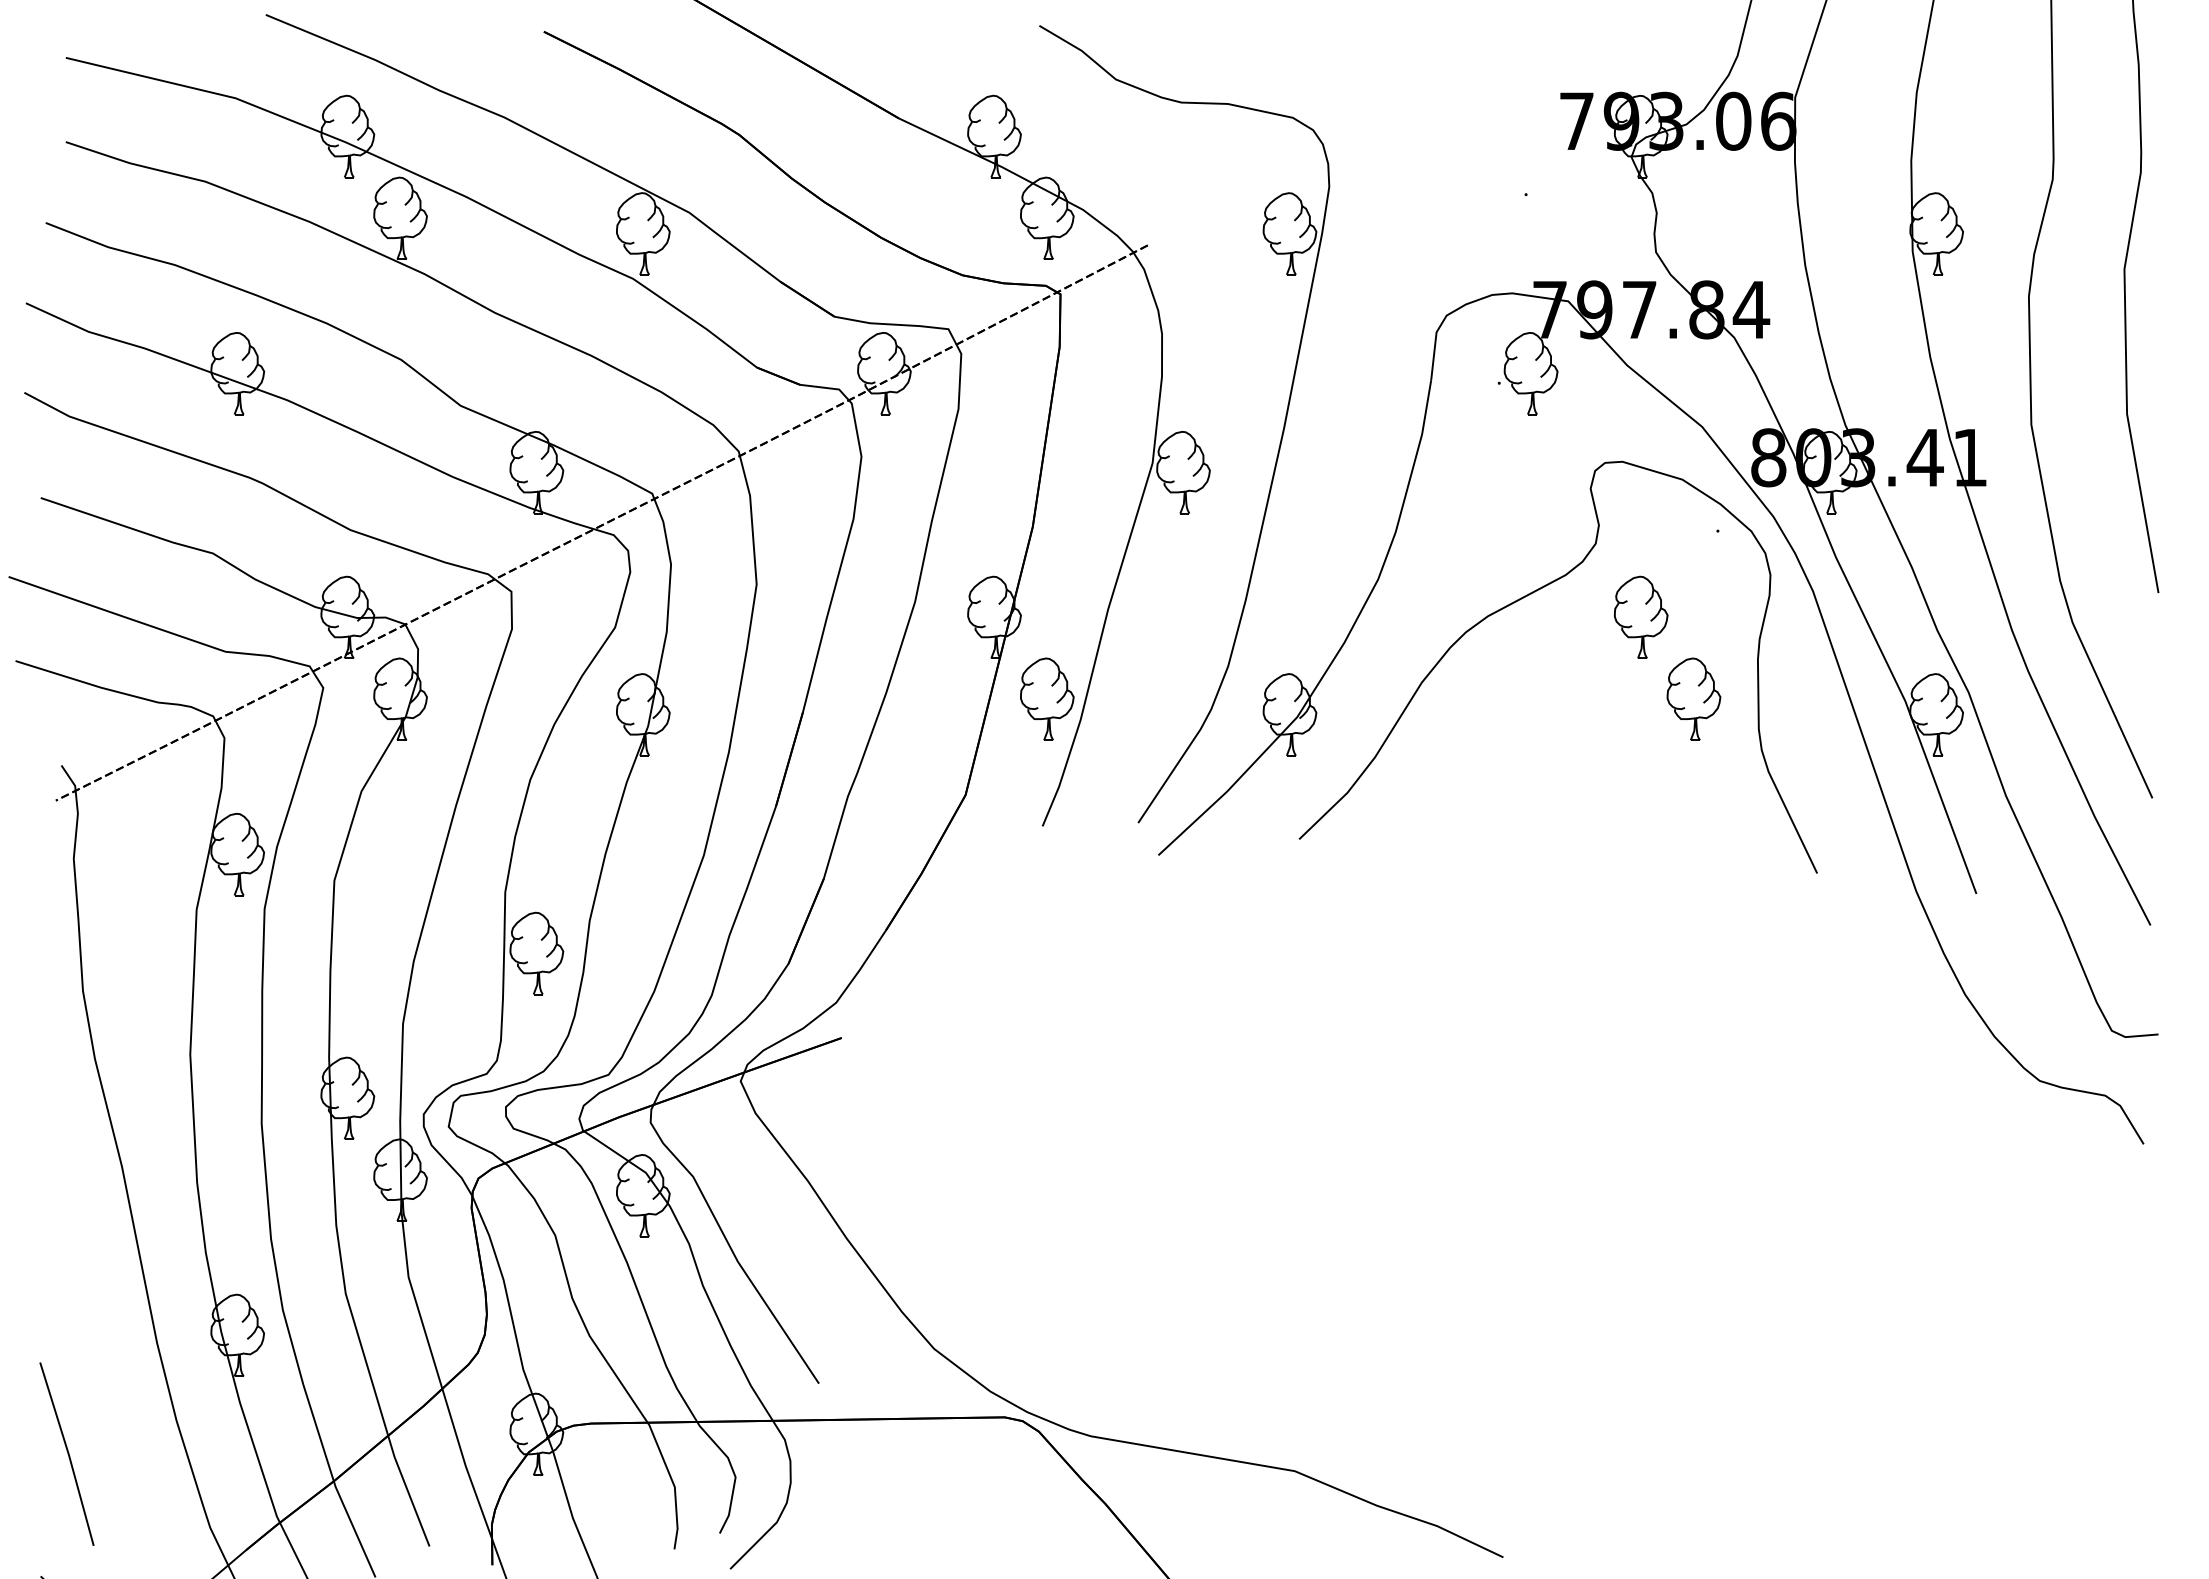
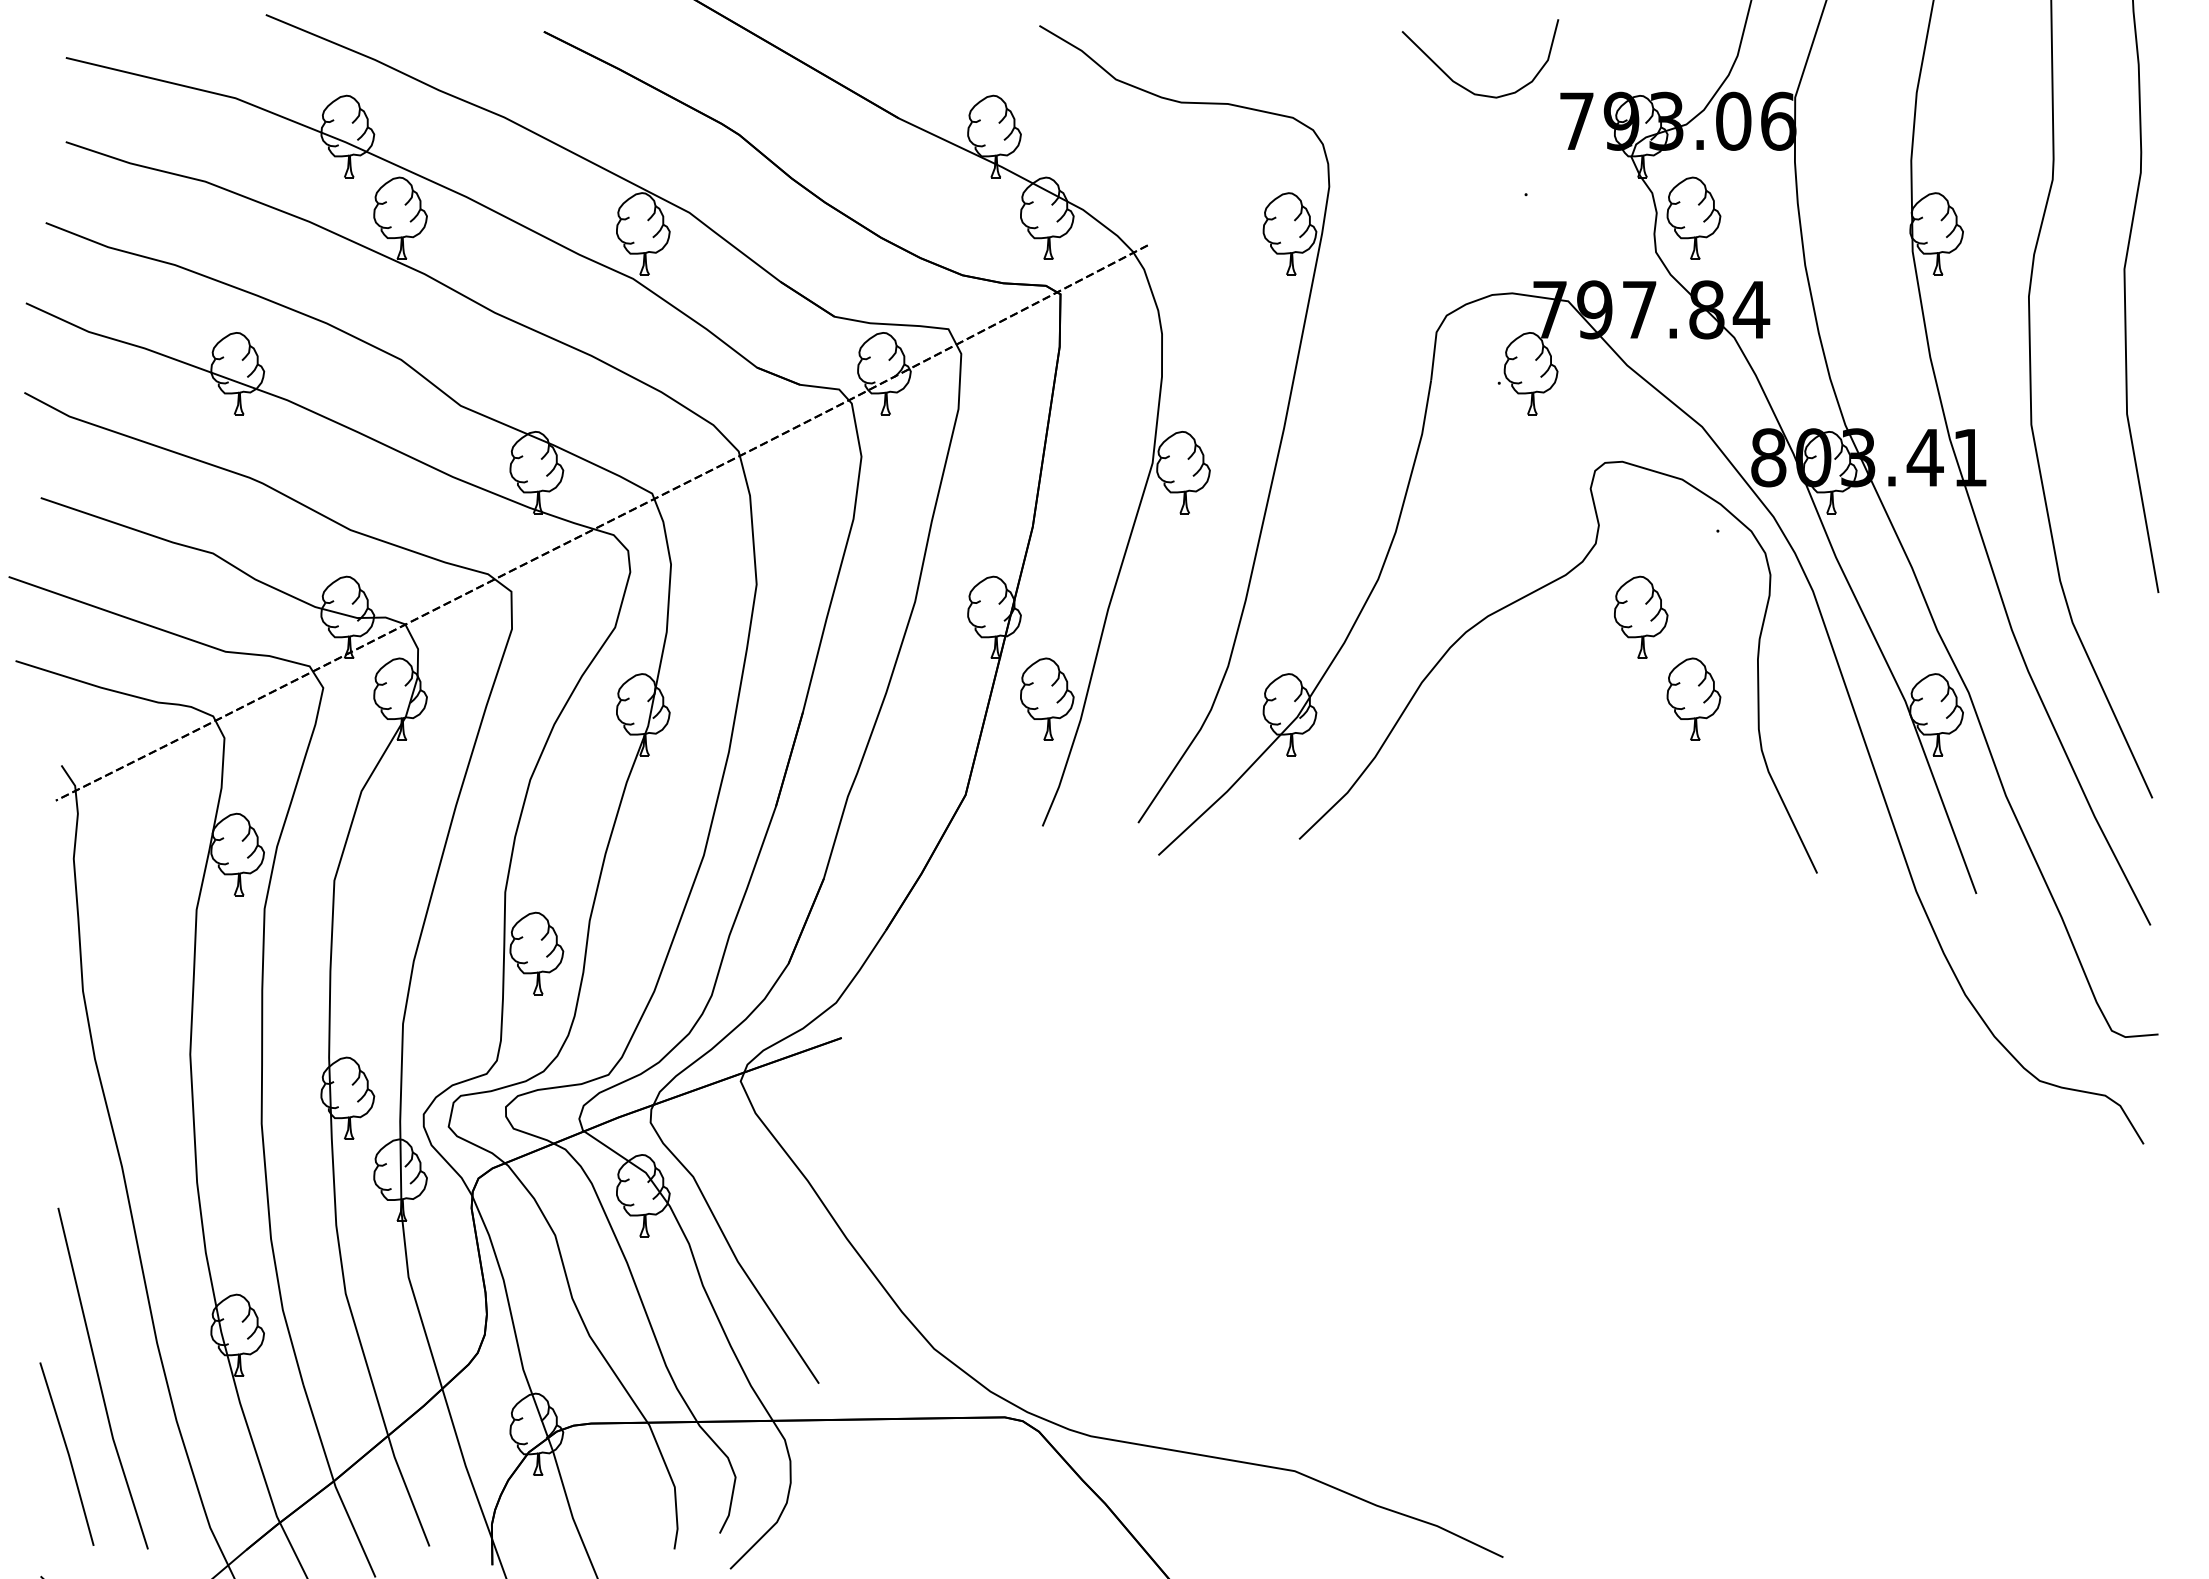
curve: none -> present (1462, 85)
part: none -> present (1693, 217)
line: none -> present (100, 1380)
